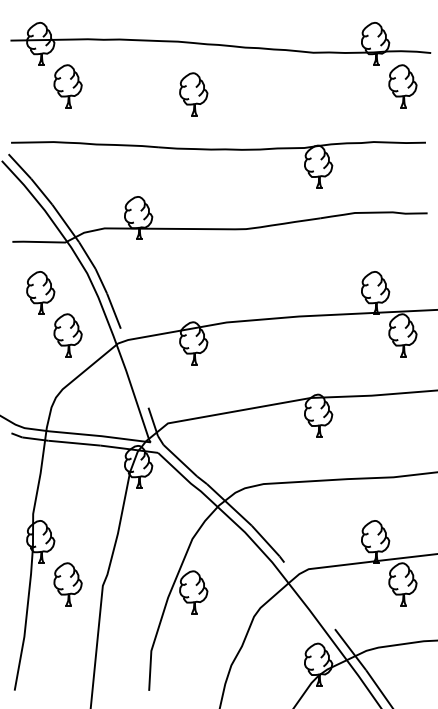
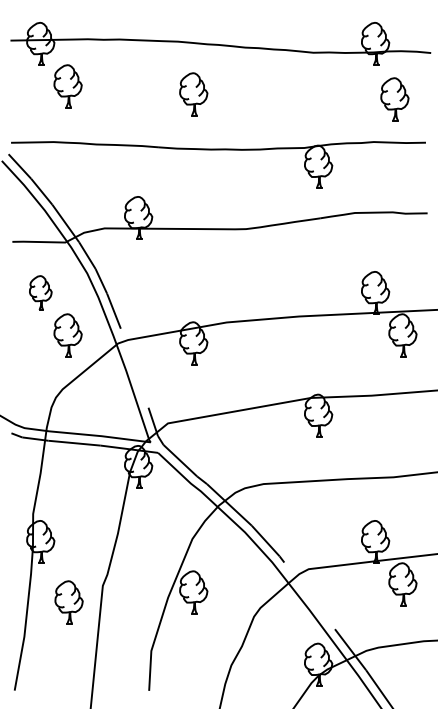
part position: (402, 86) -> (394, 99) (394, 99)
part size: 30x44 px -> 24x36 px (40, 292)
part position: (67, 584) -> (68, 602) (68, 602)
